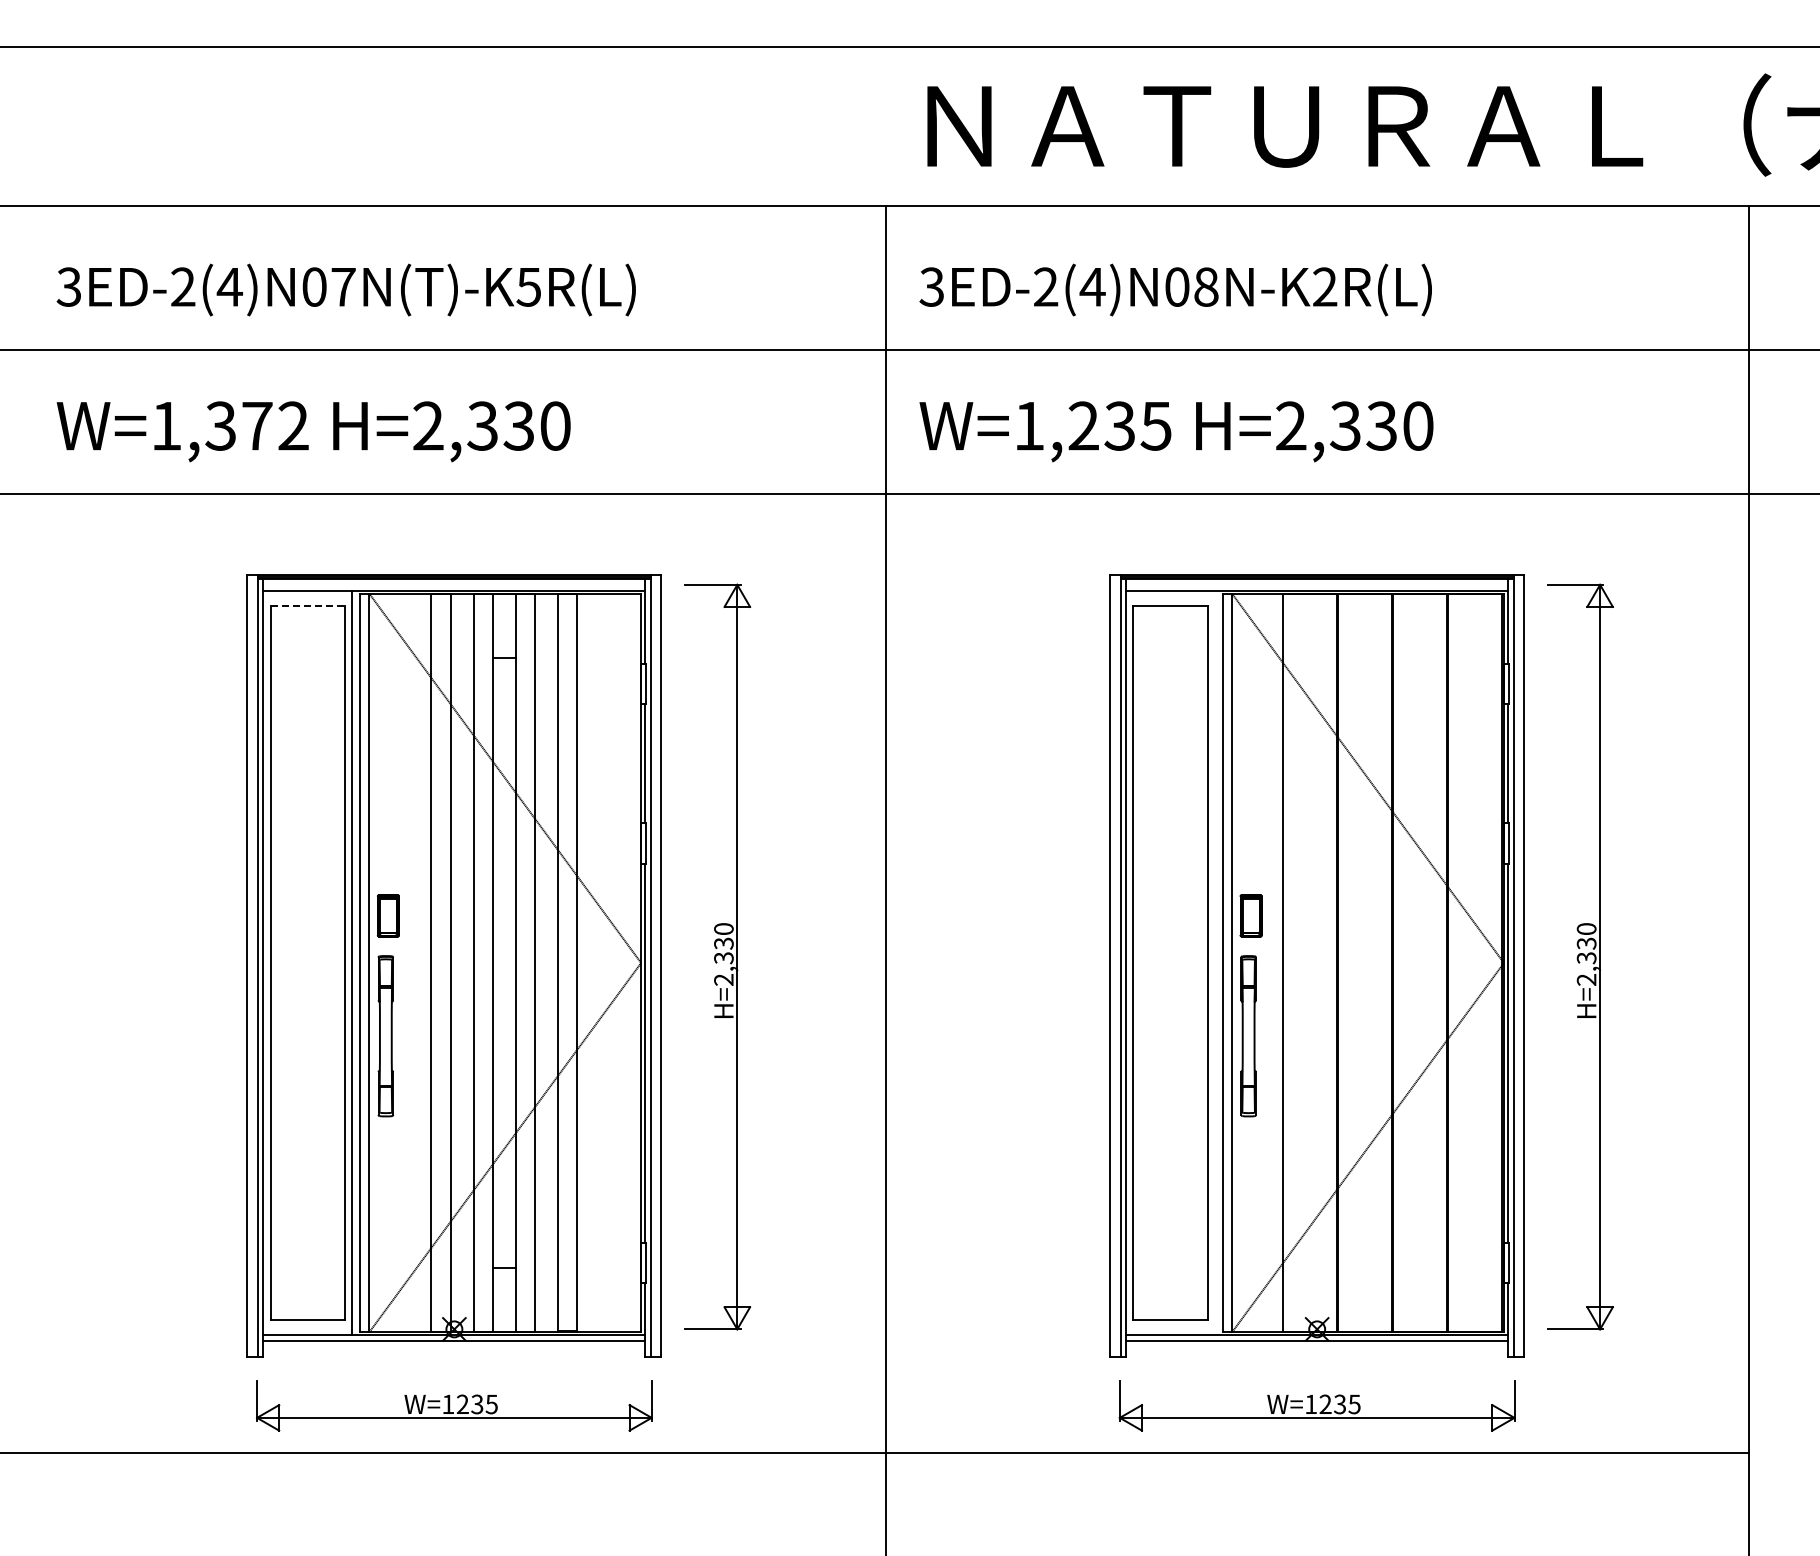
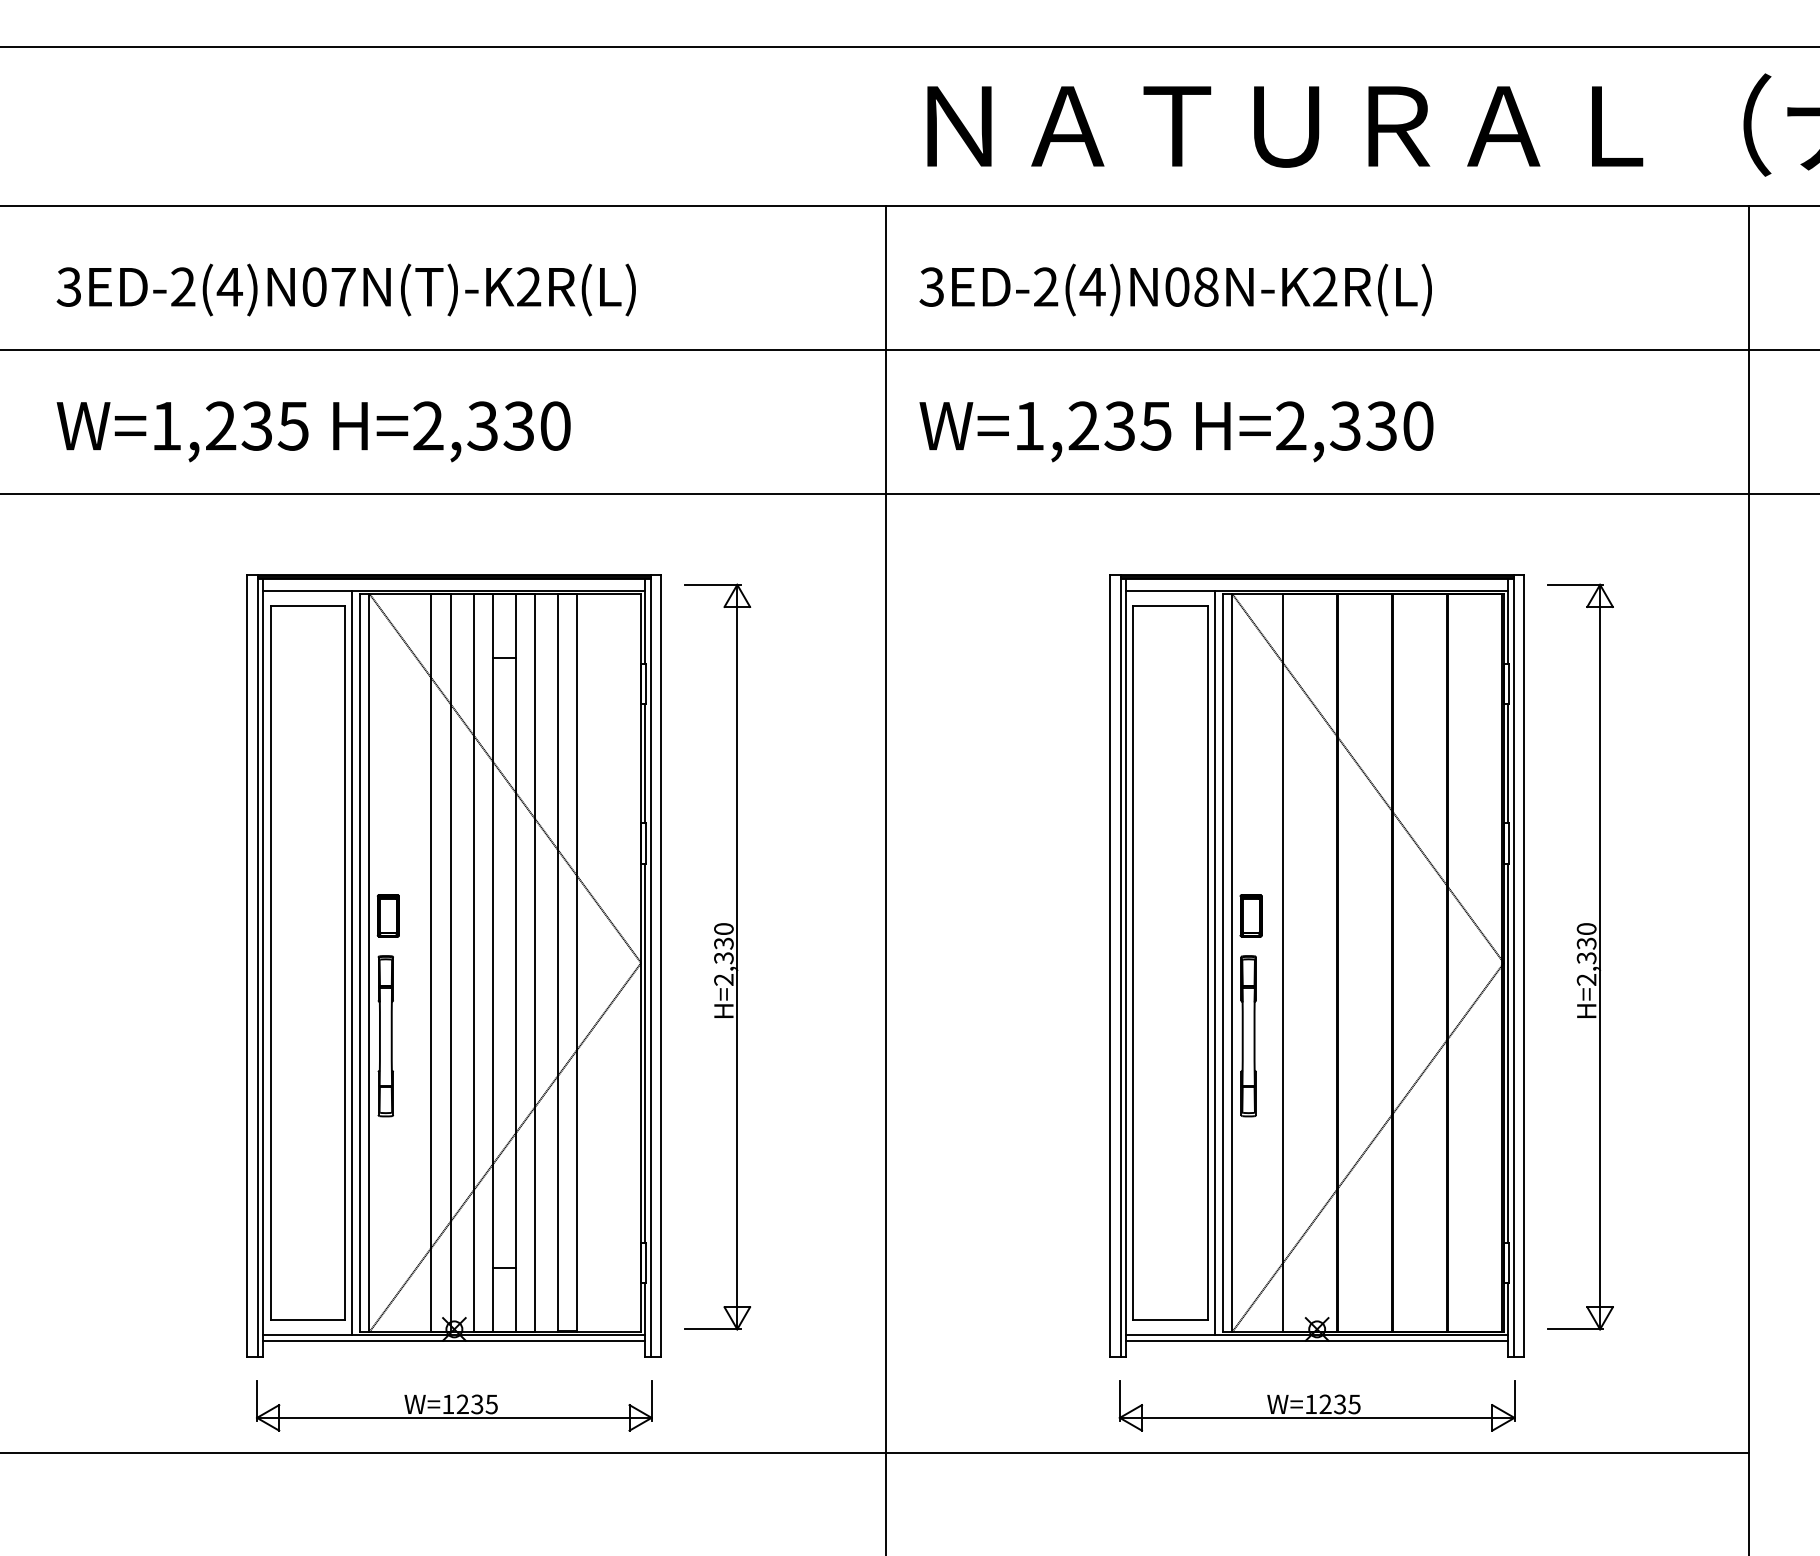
text: 3ED-2(4)N07N(T)-K5R(L) -> 3ED-2(4)N07N(T)-K2R(L) (528, 286)
text: W=1,372 -> W=1,235 (256, 425)
line: dashed -> solid (308, 605)
line: none -> present (1215, 963)
